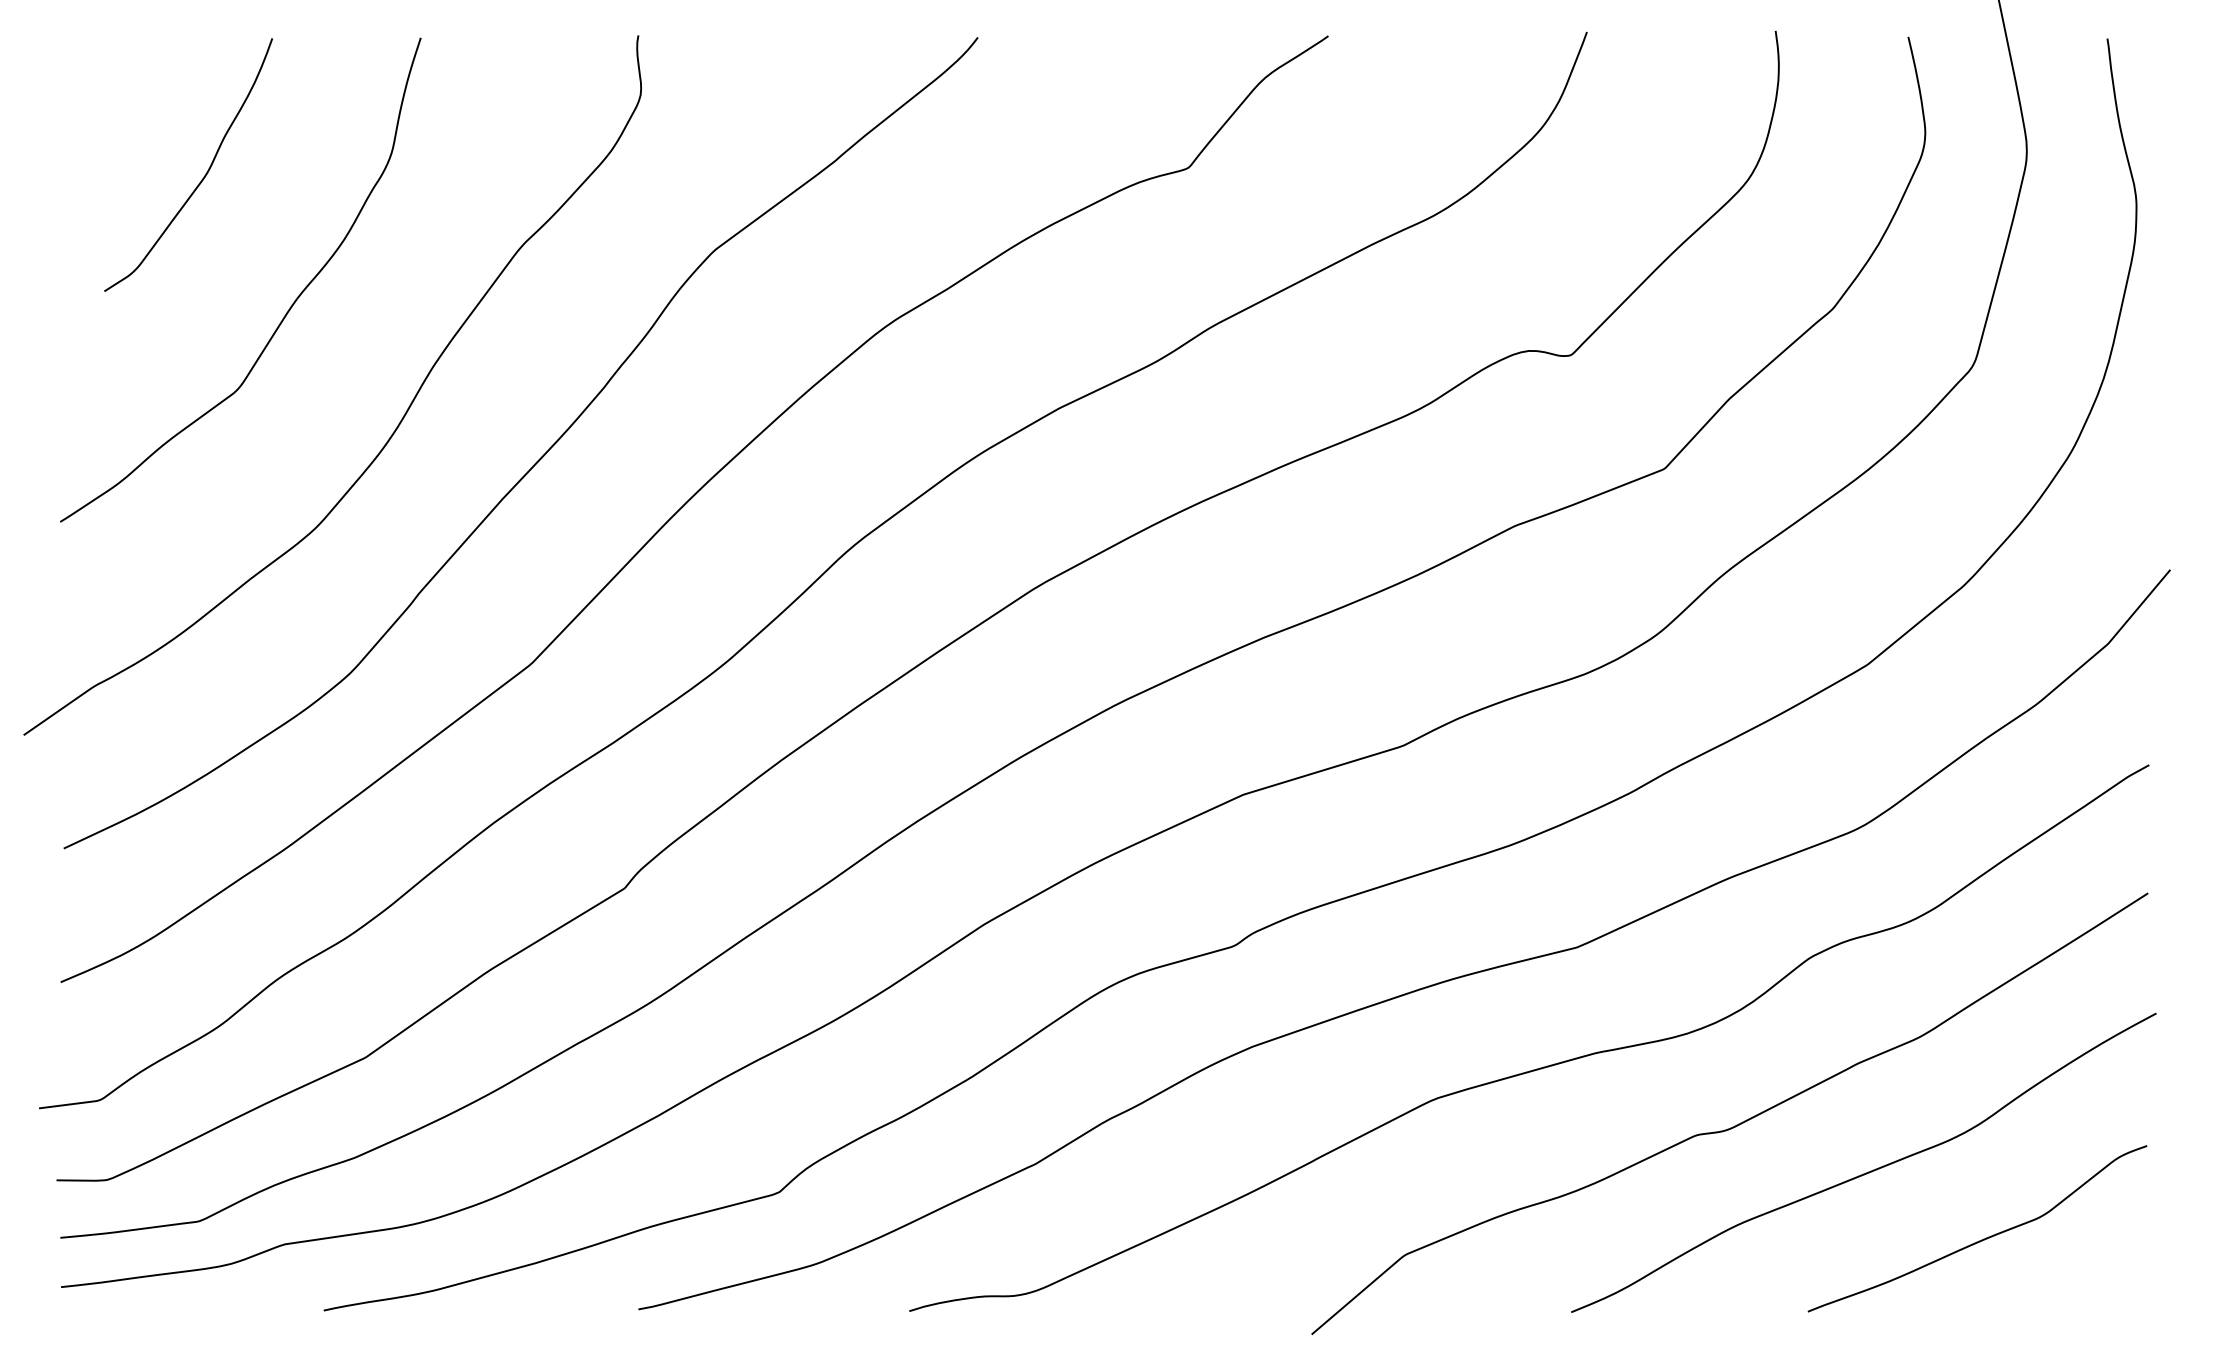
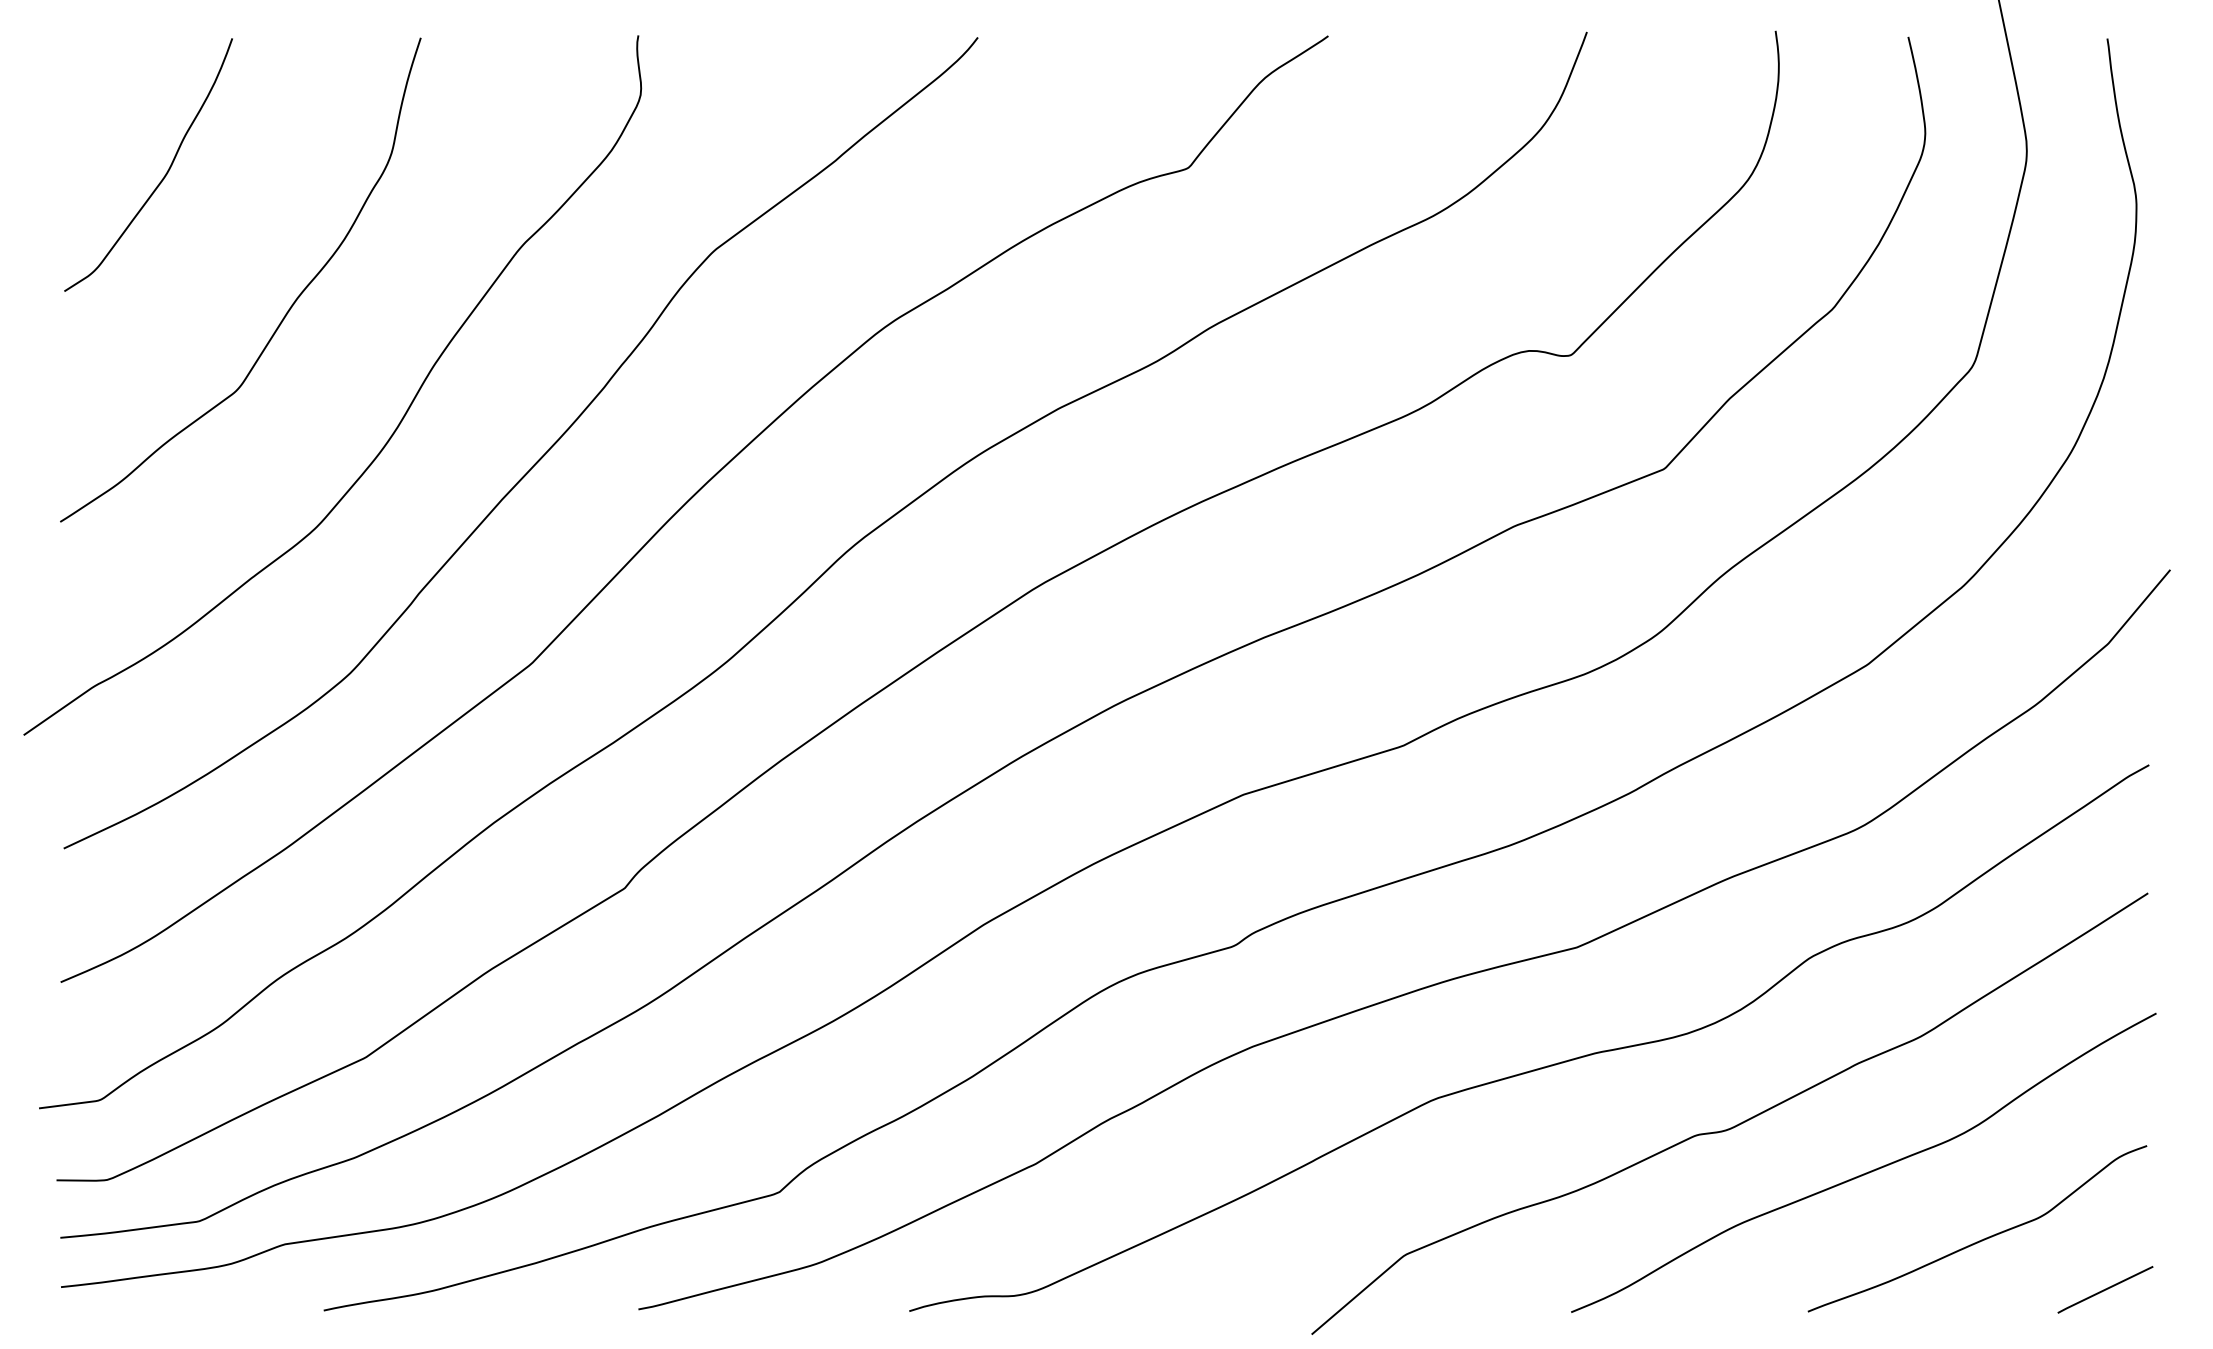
curve position: (203, 176) -> (163, 176) (163, 176)
line: none -> present (2105, 1289)
